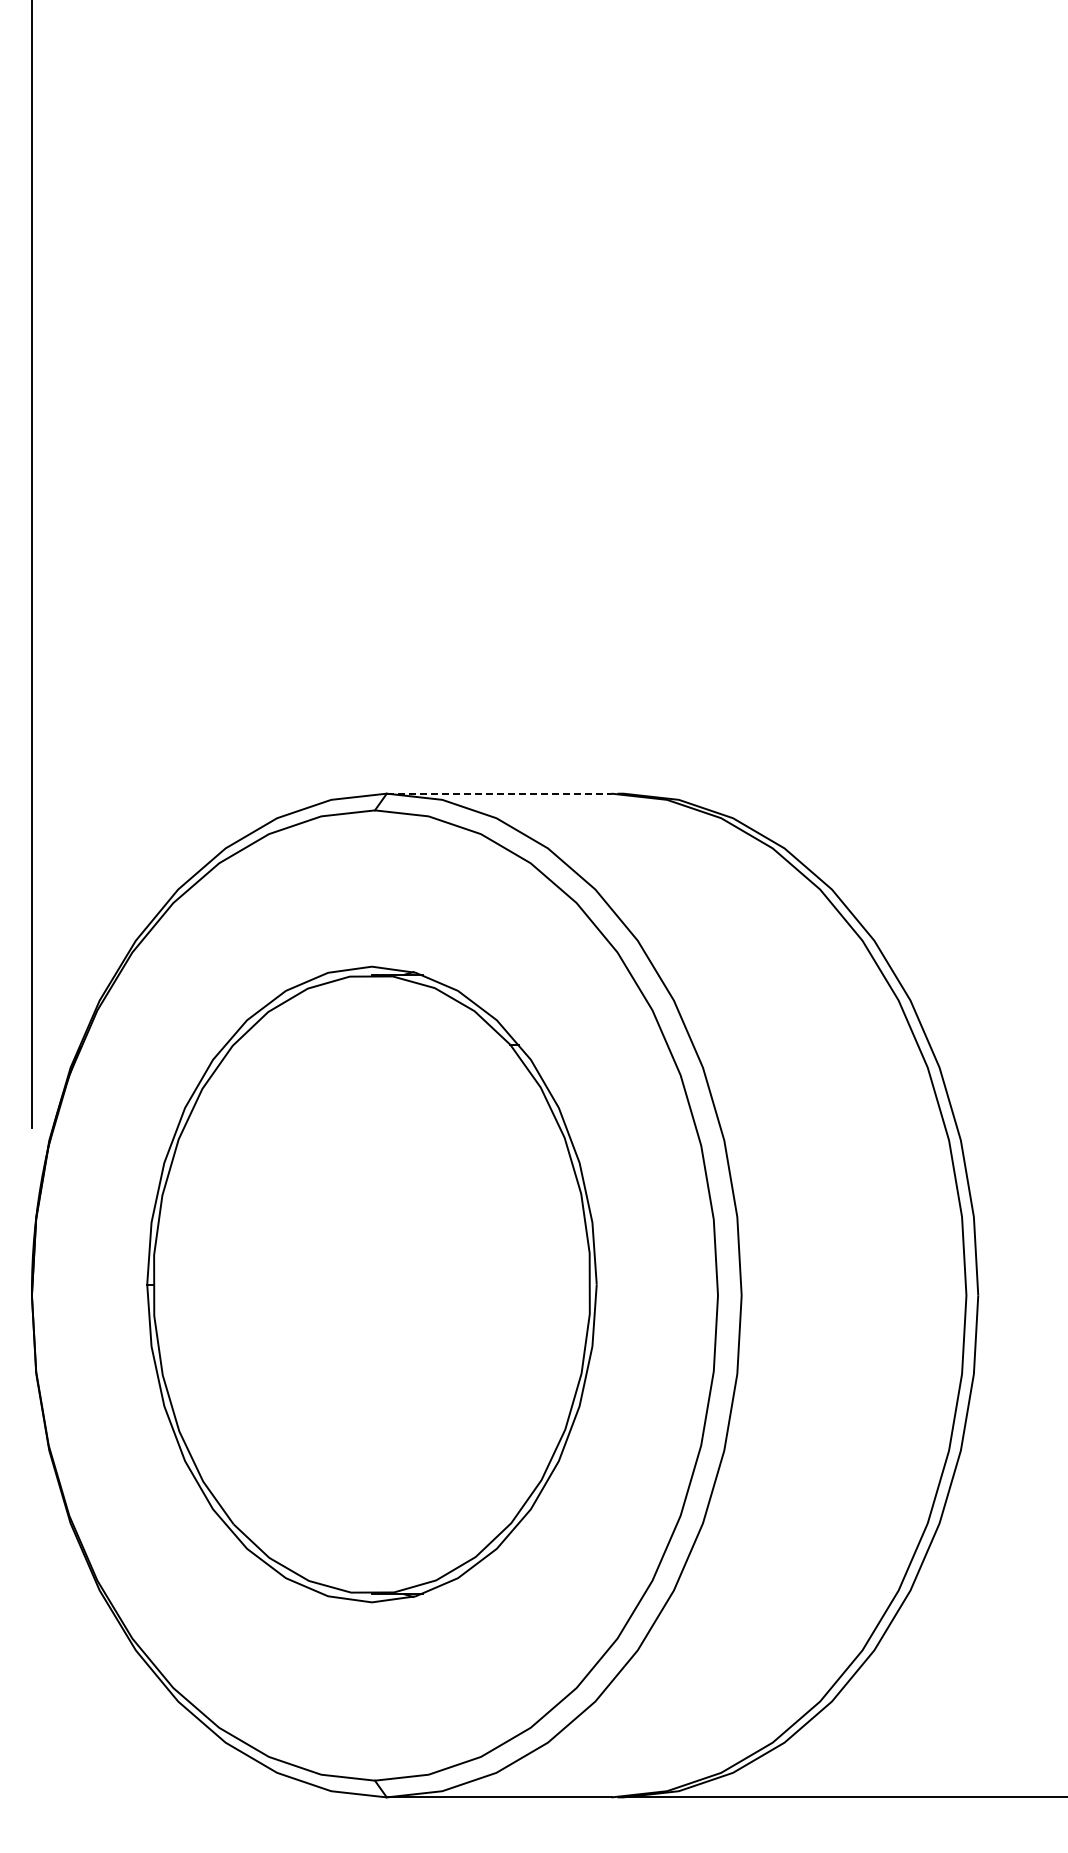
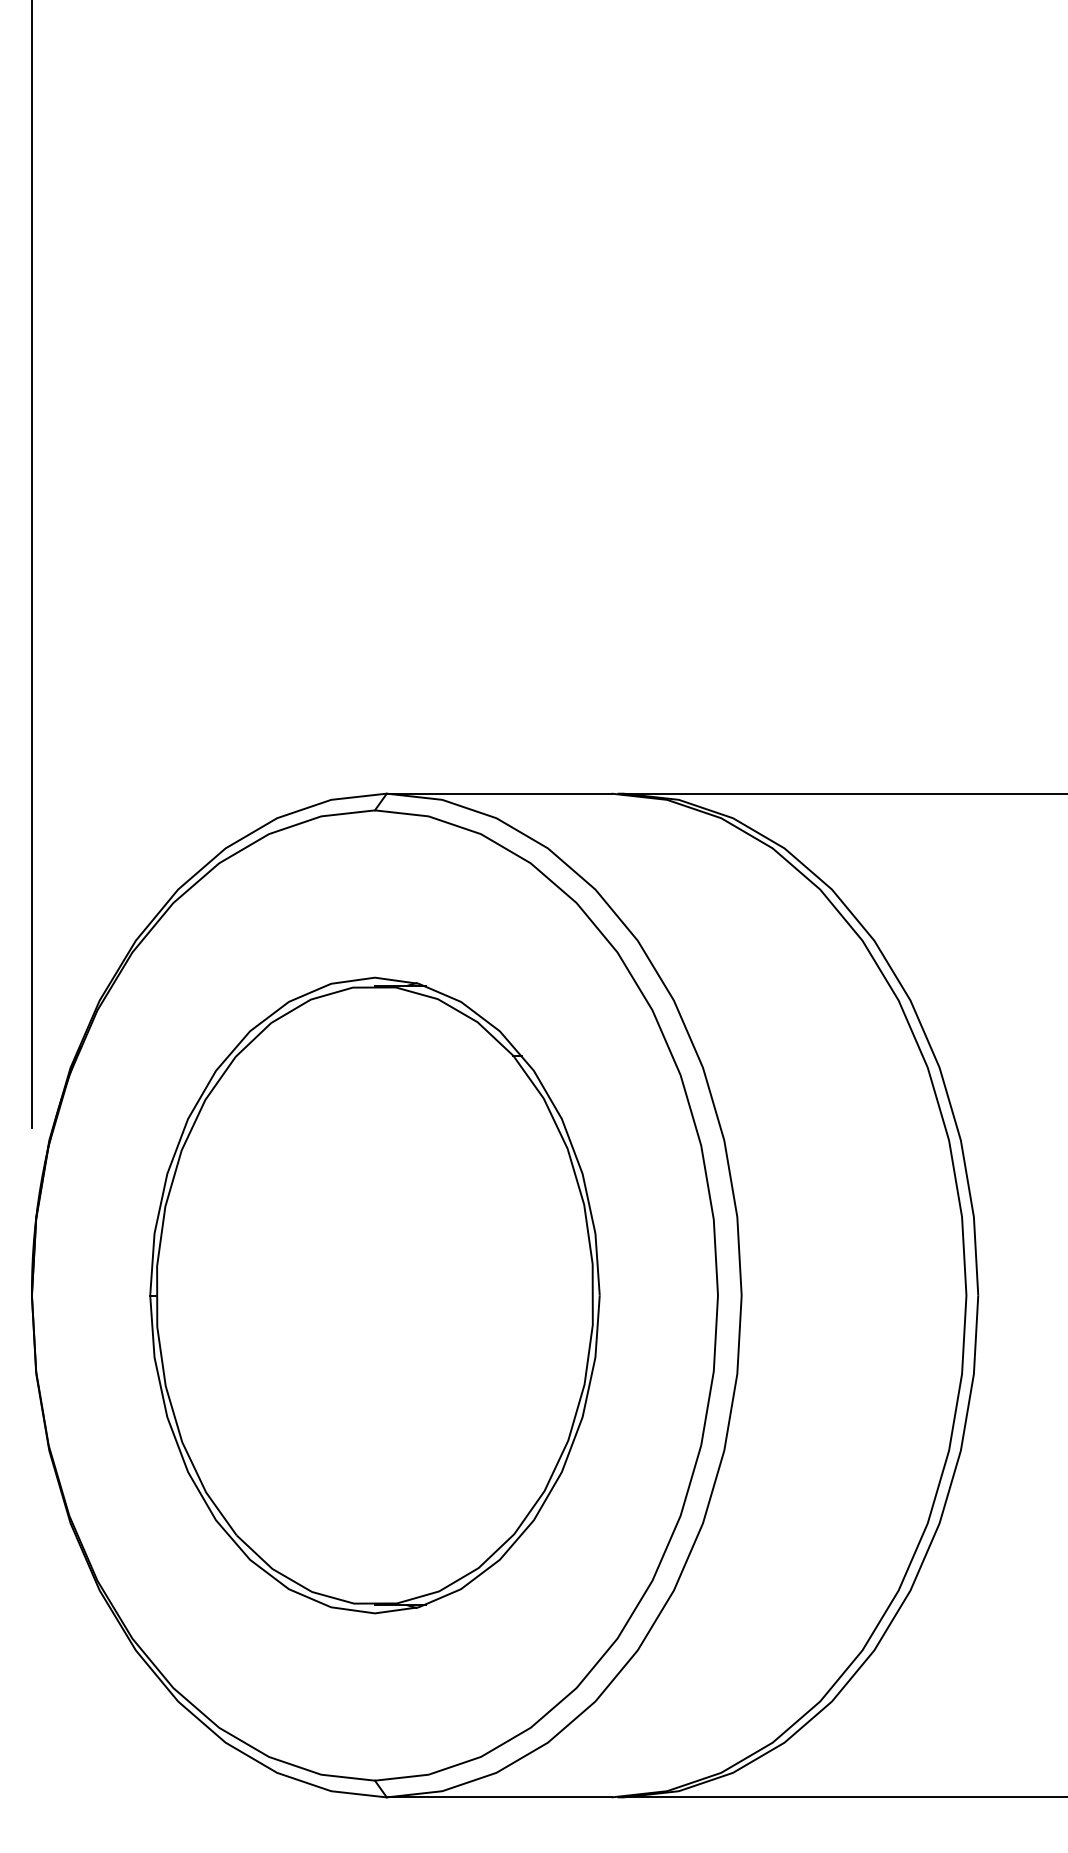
line: dashed -> solid (499, 793)
line: none -> present (843, 793)
part position: (371, 1284) -> (374, 1295) (374, 1295)
